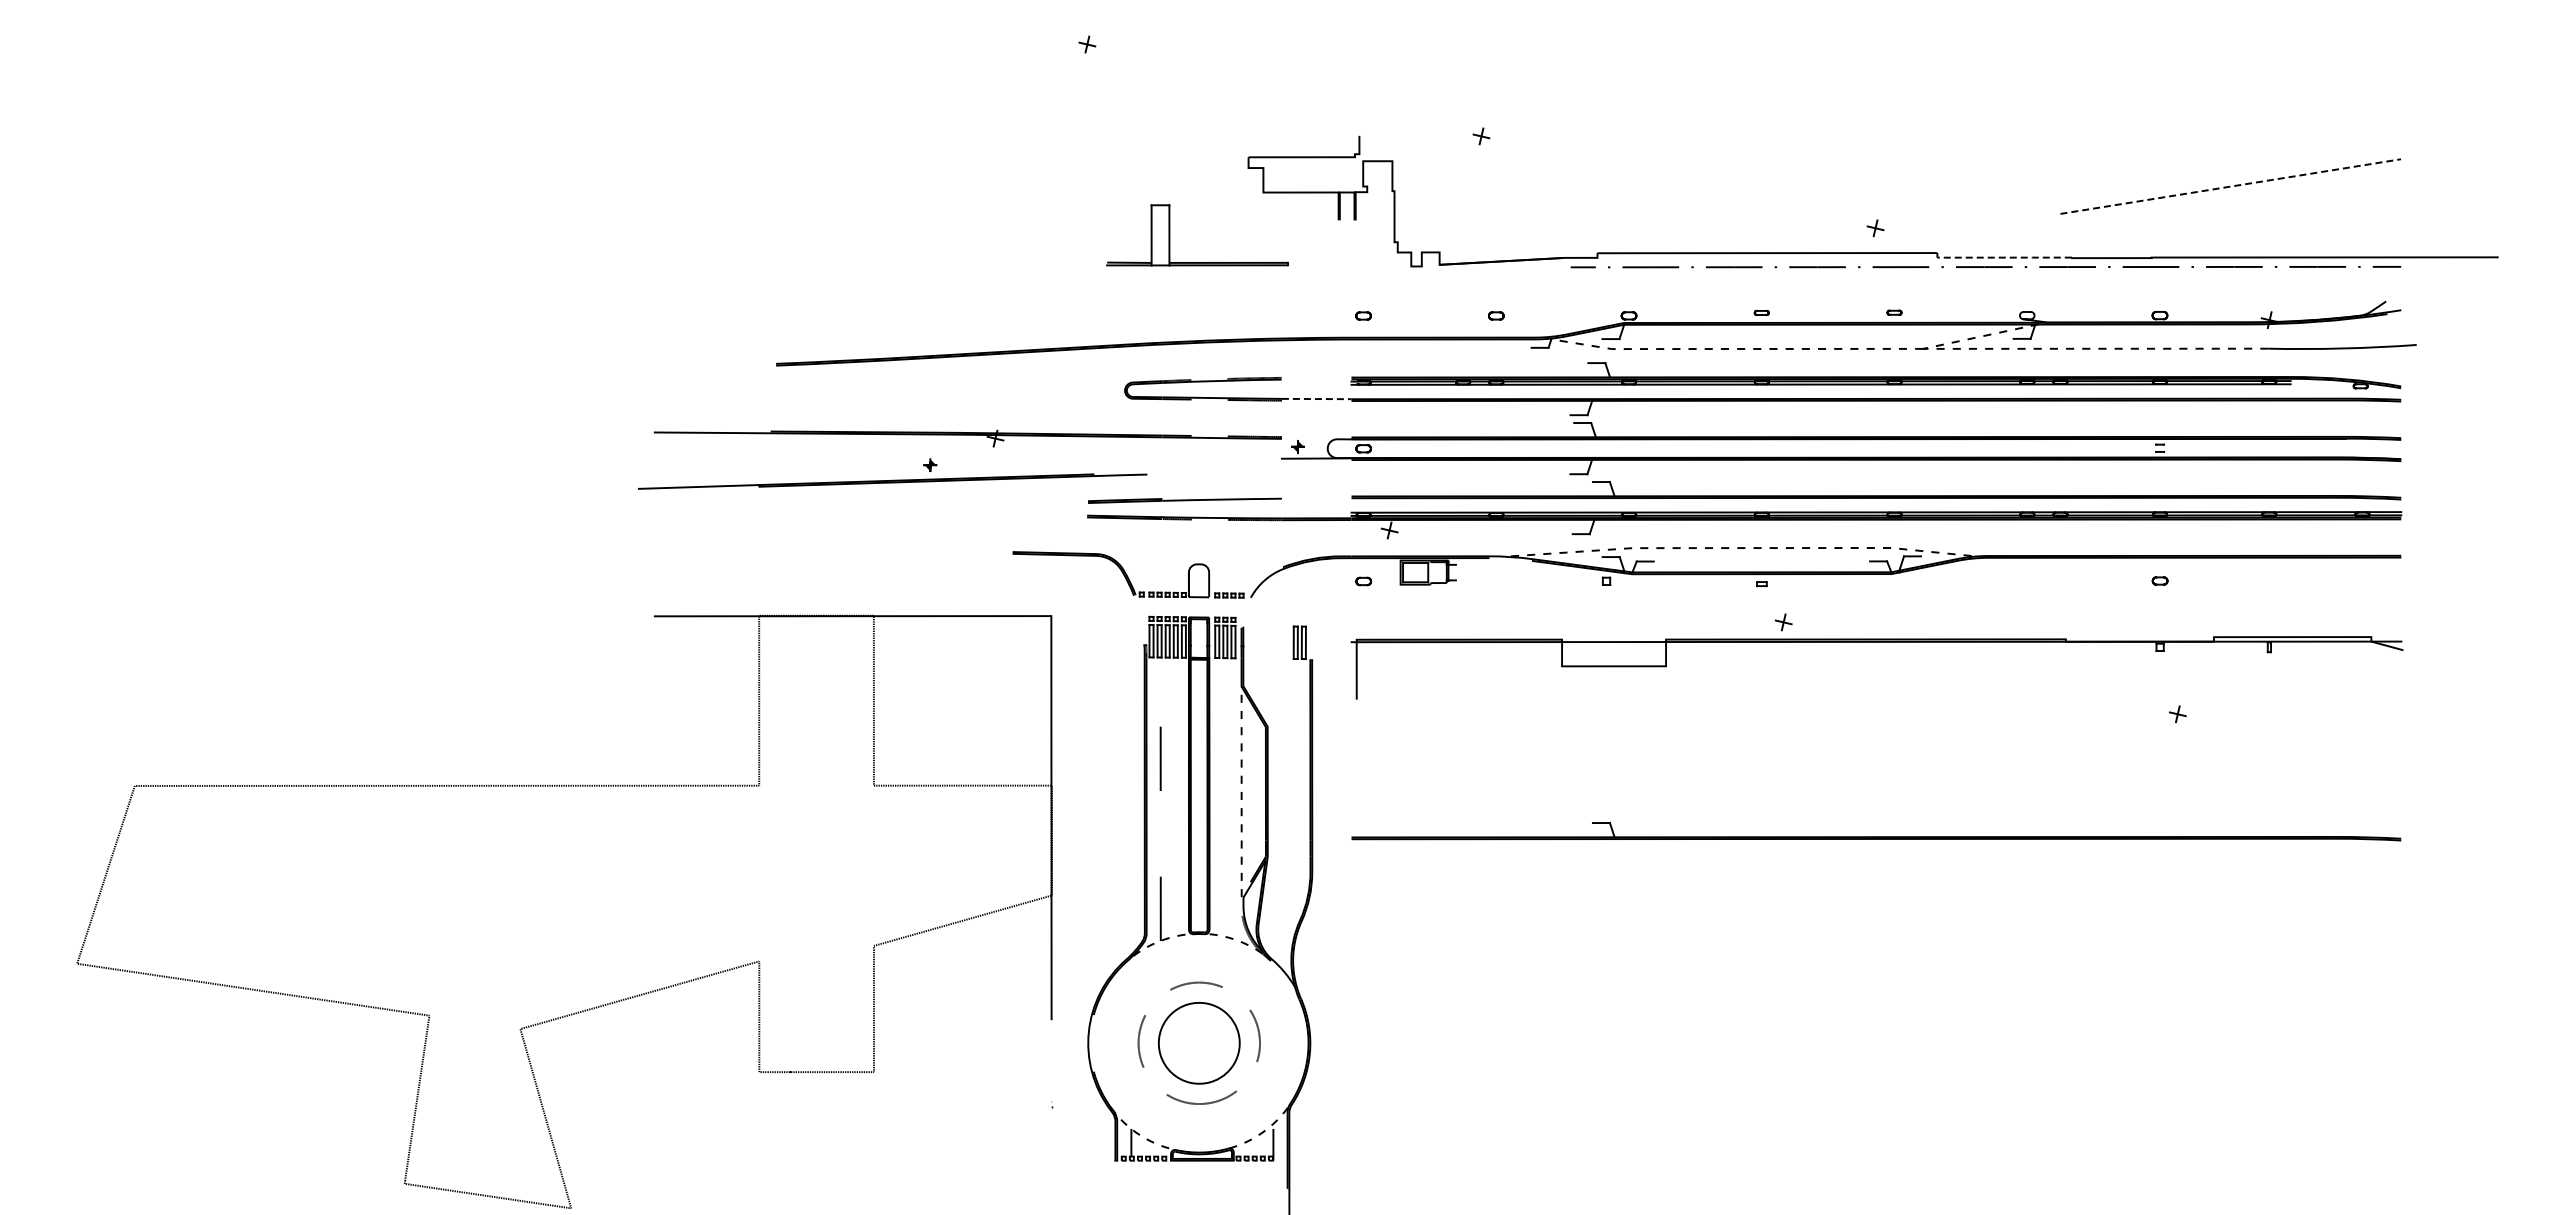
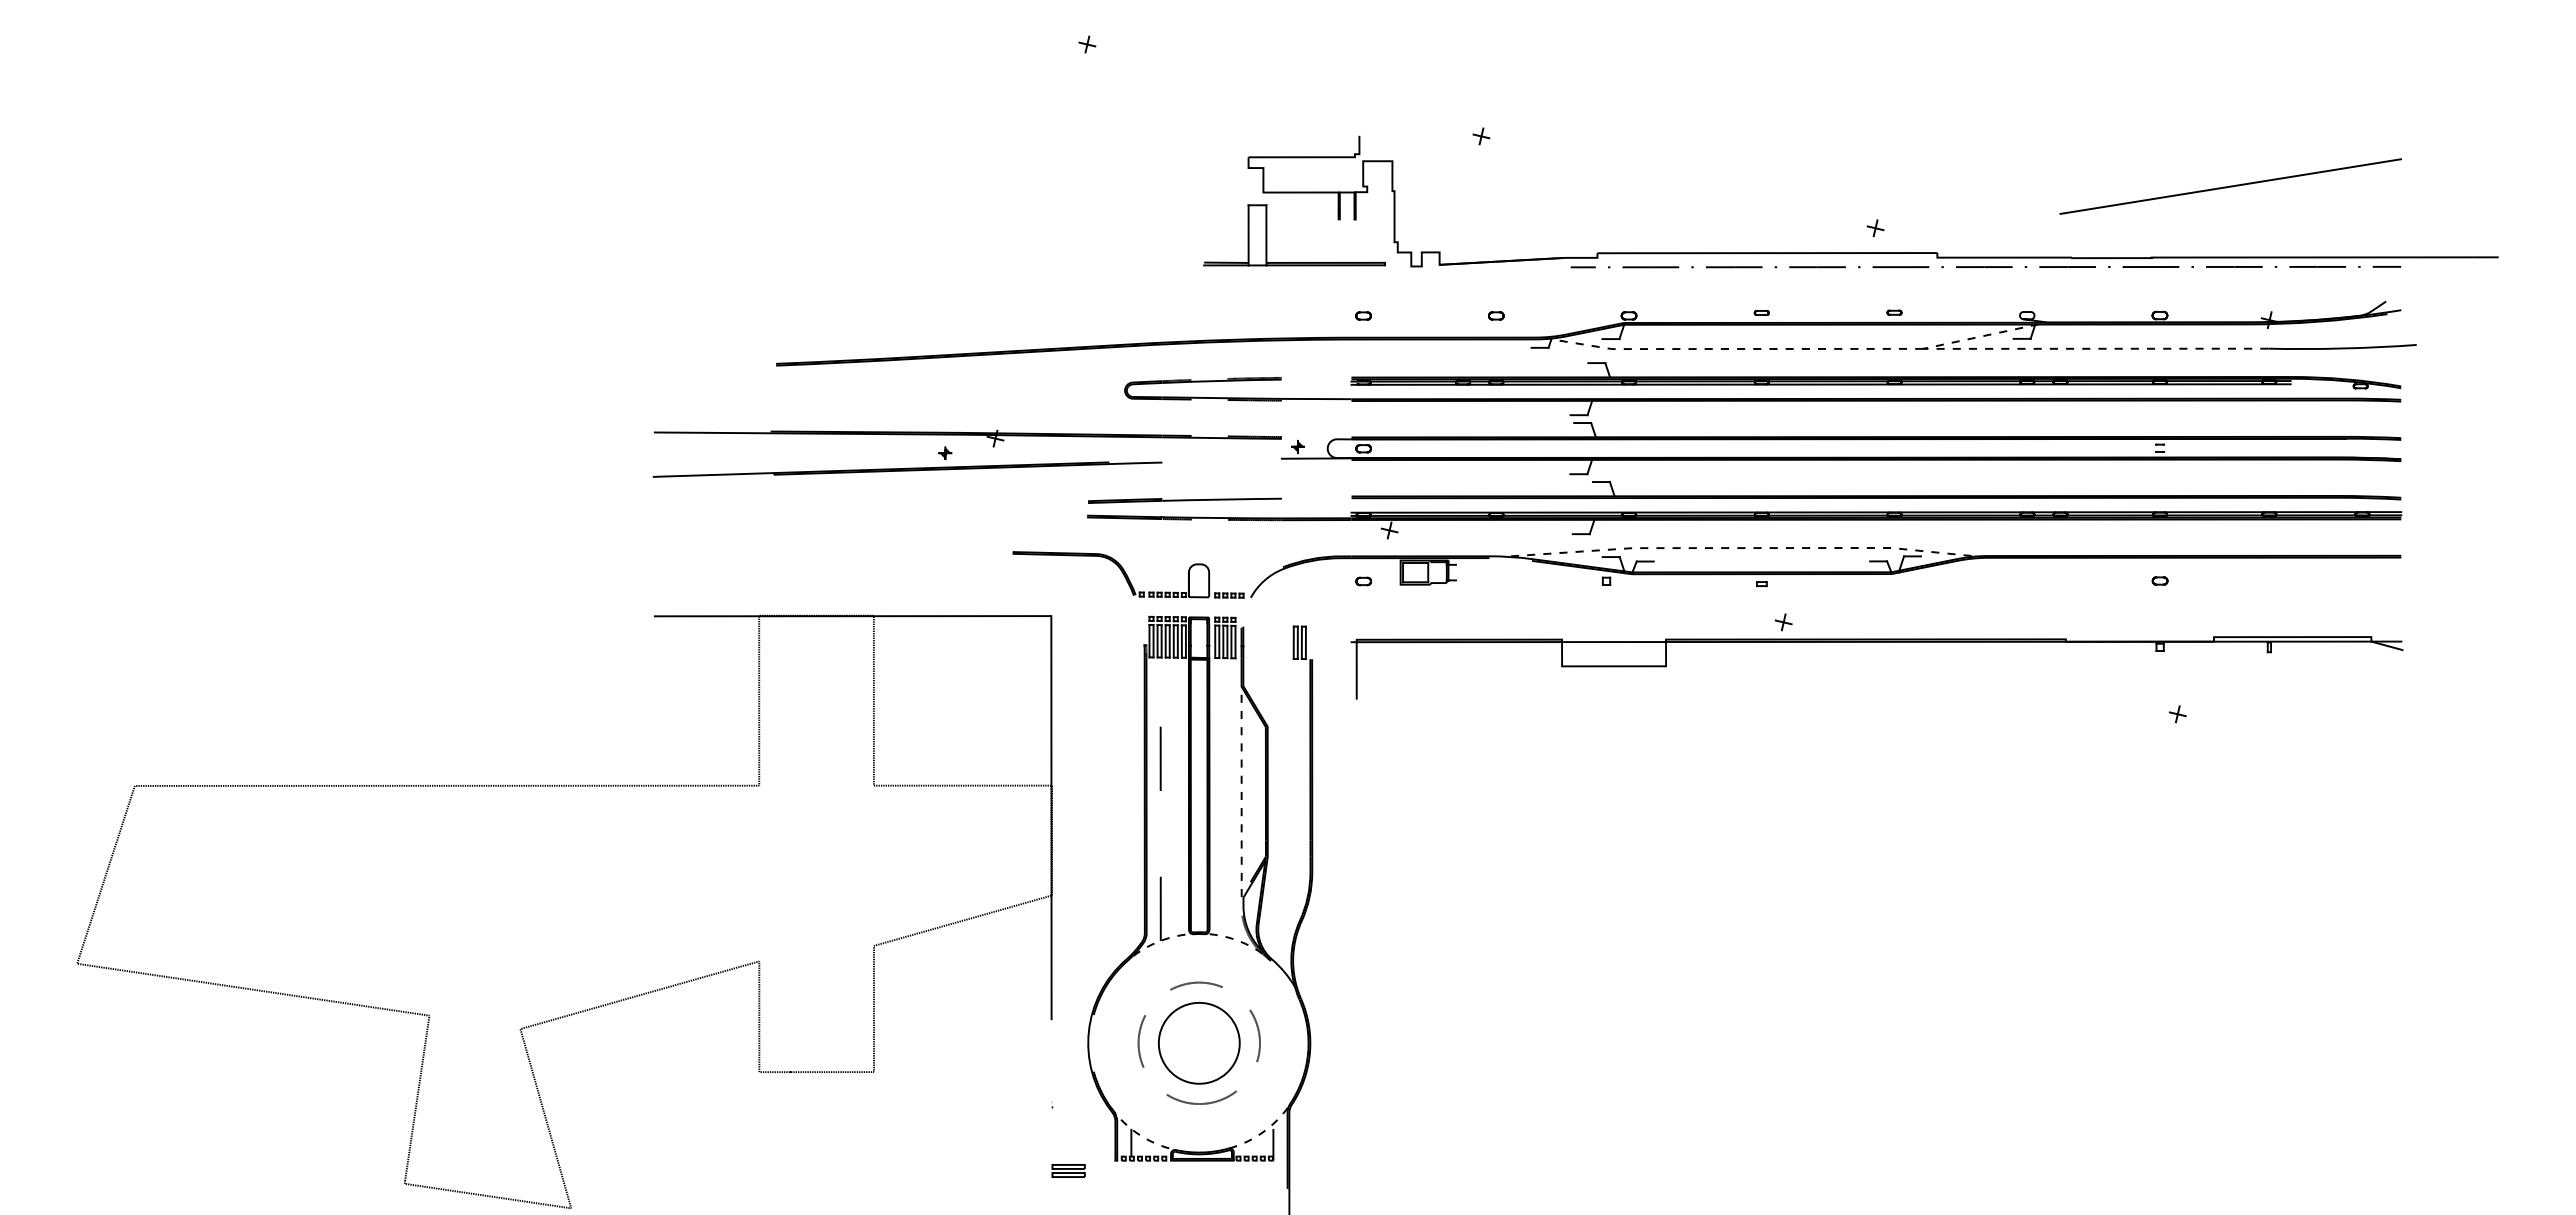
line: dashed -> solid (2231, 186)
part position: (1170, 235) -> (1267, 235) (1267, 235)
line: dashed -> solid (2001, 257)
line: dashed -> solid (1316, 399)
part position: (892, 473) -> (907, 461) (907, 461)
part: present -> none (1876, 831)
part: none -> present (1068, 1170)
